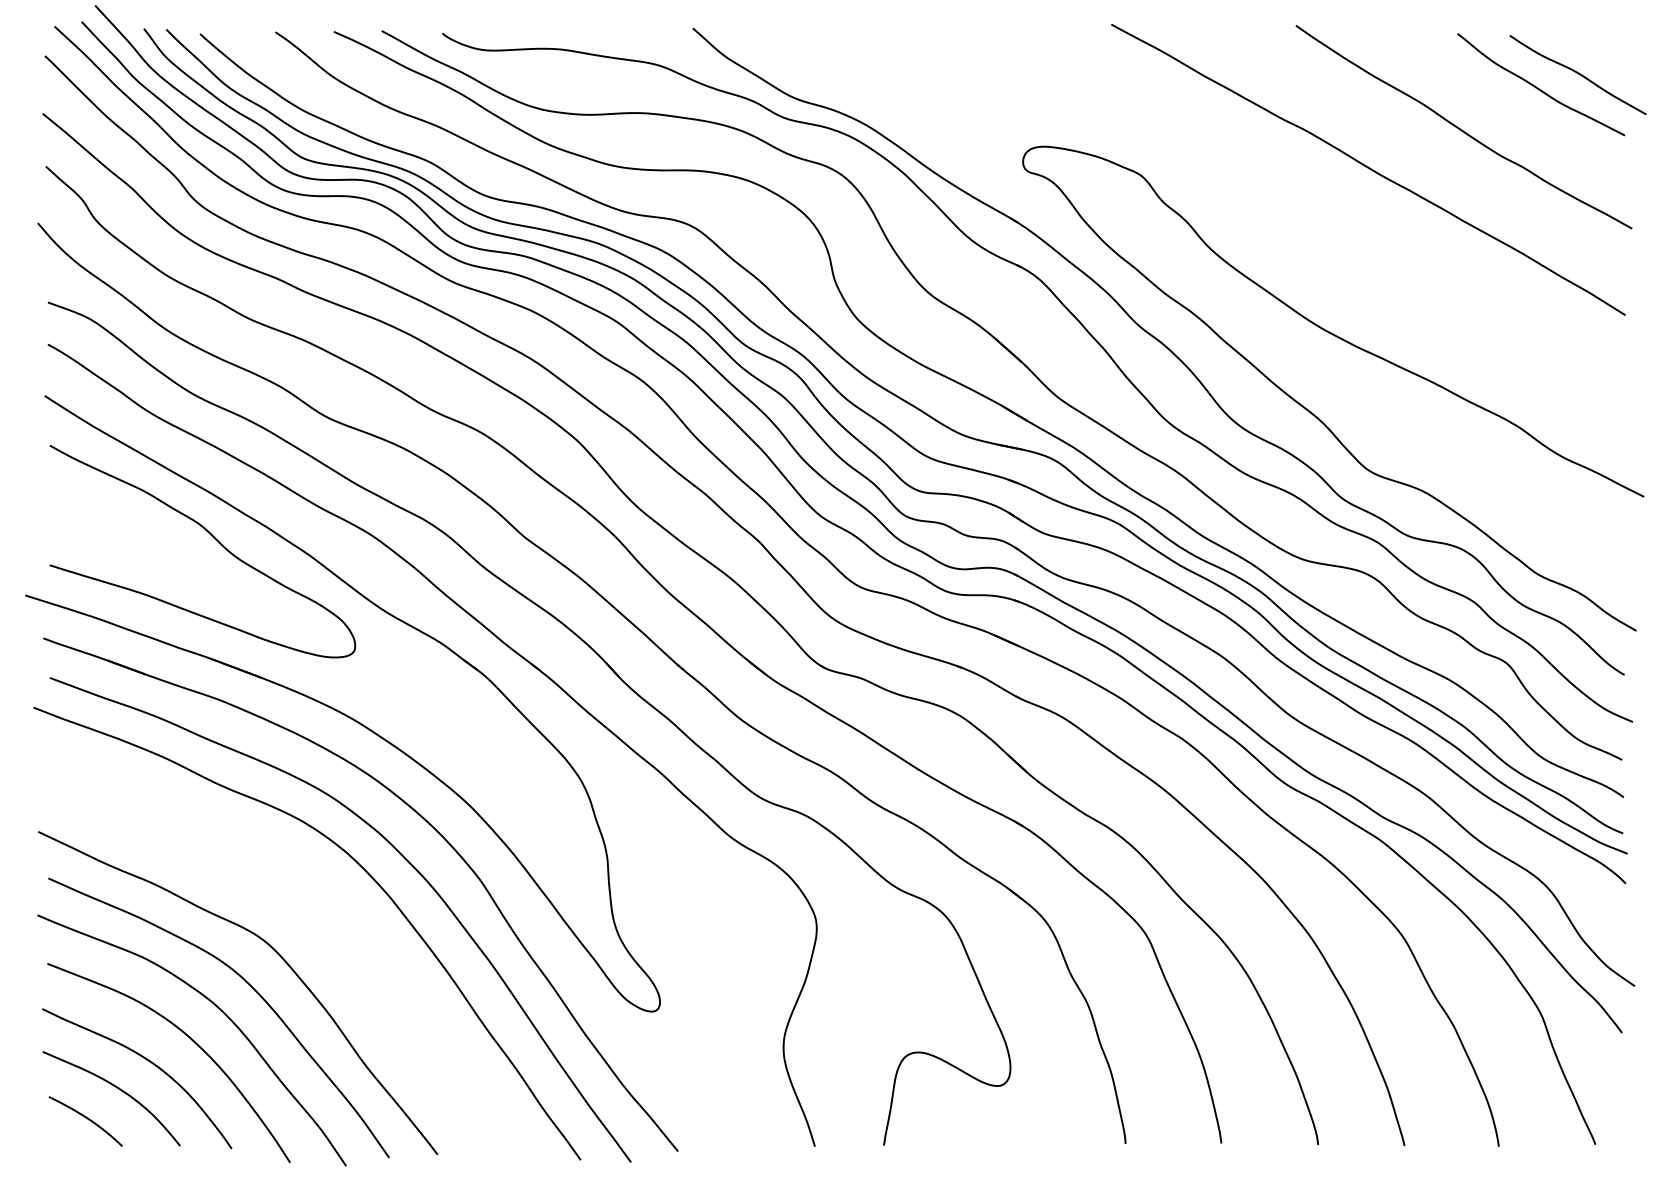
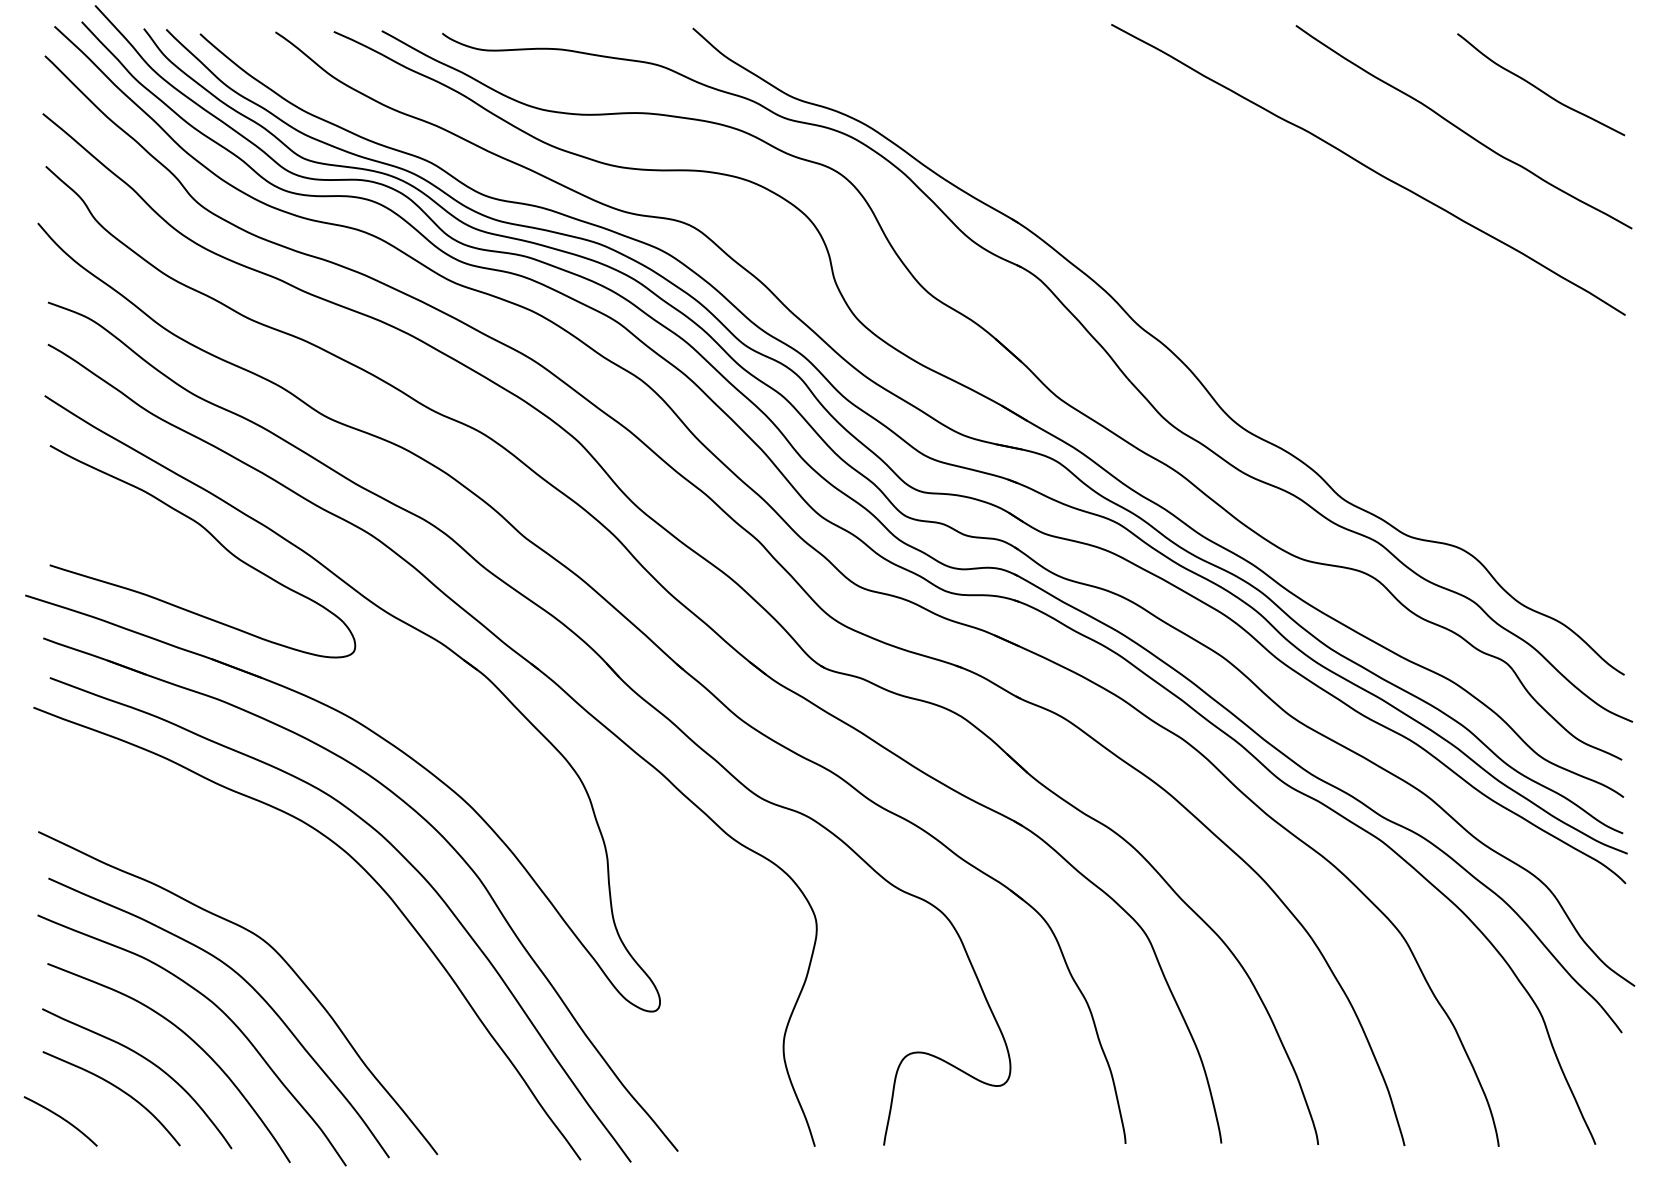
curve: present -> none (1578, 74)
curve: present -> none (1312, 412)
curve position: (87, 1119) -> (62, 1119) (62, 1119)
